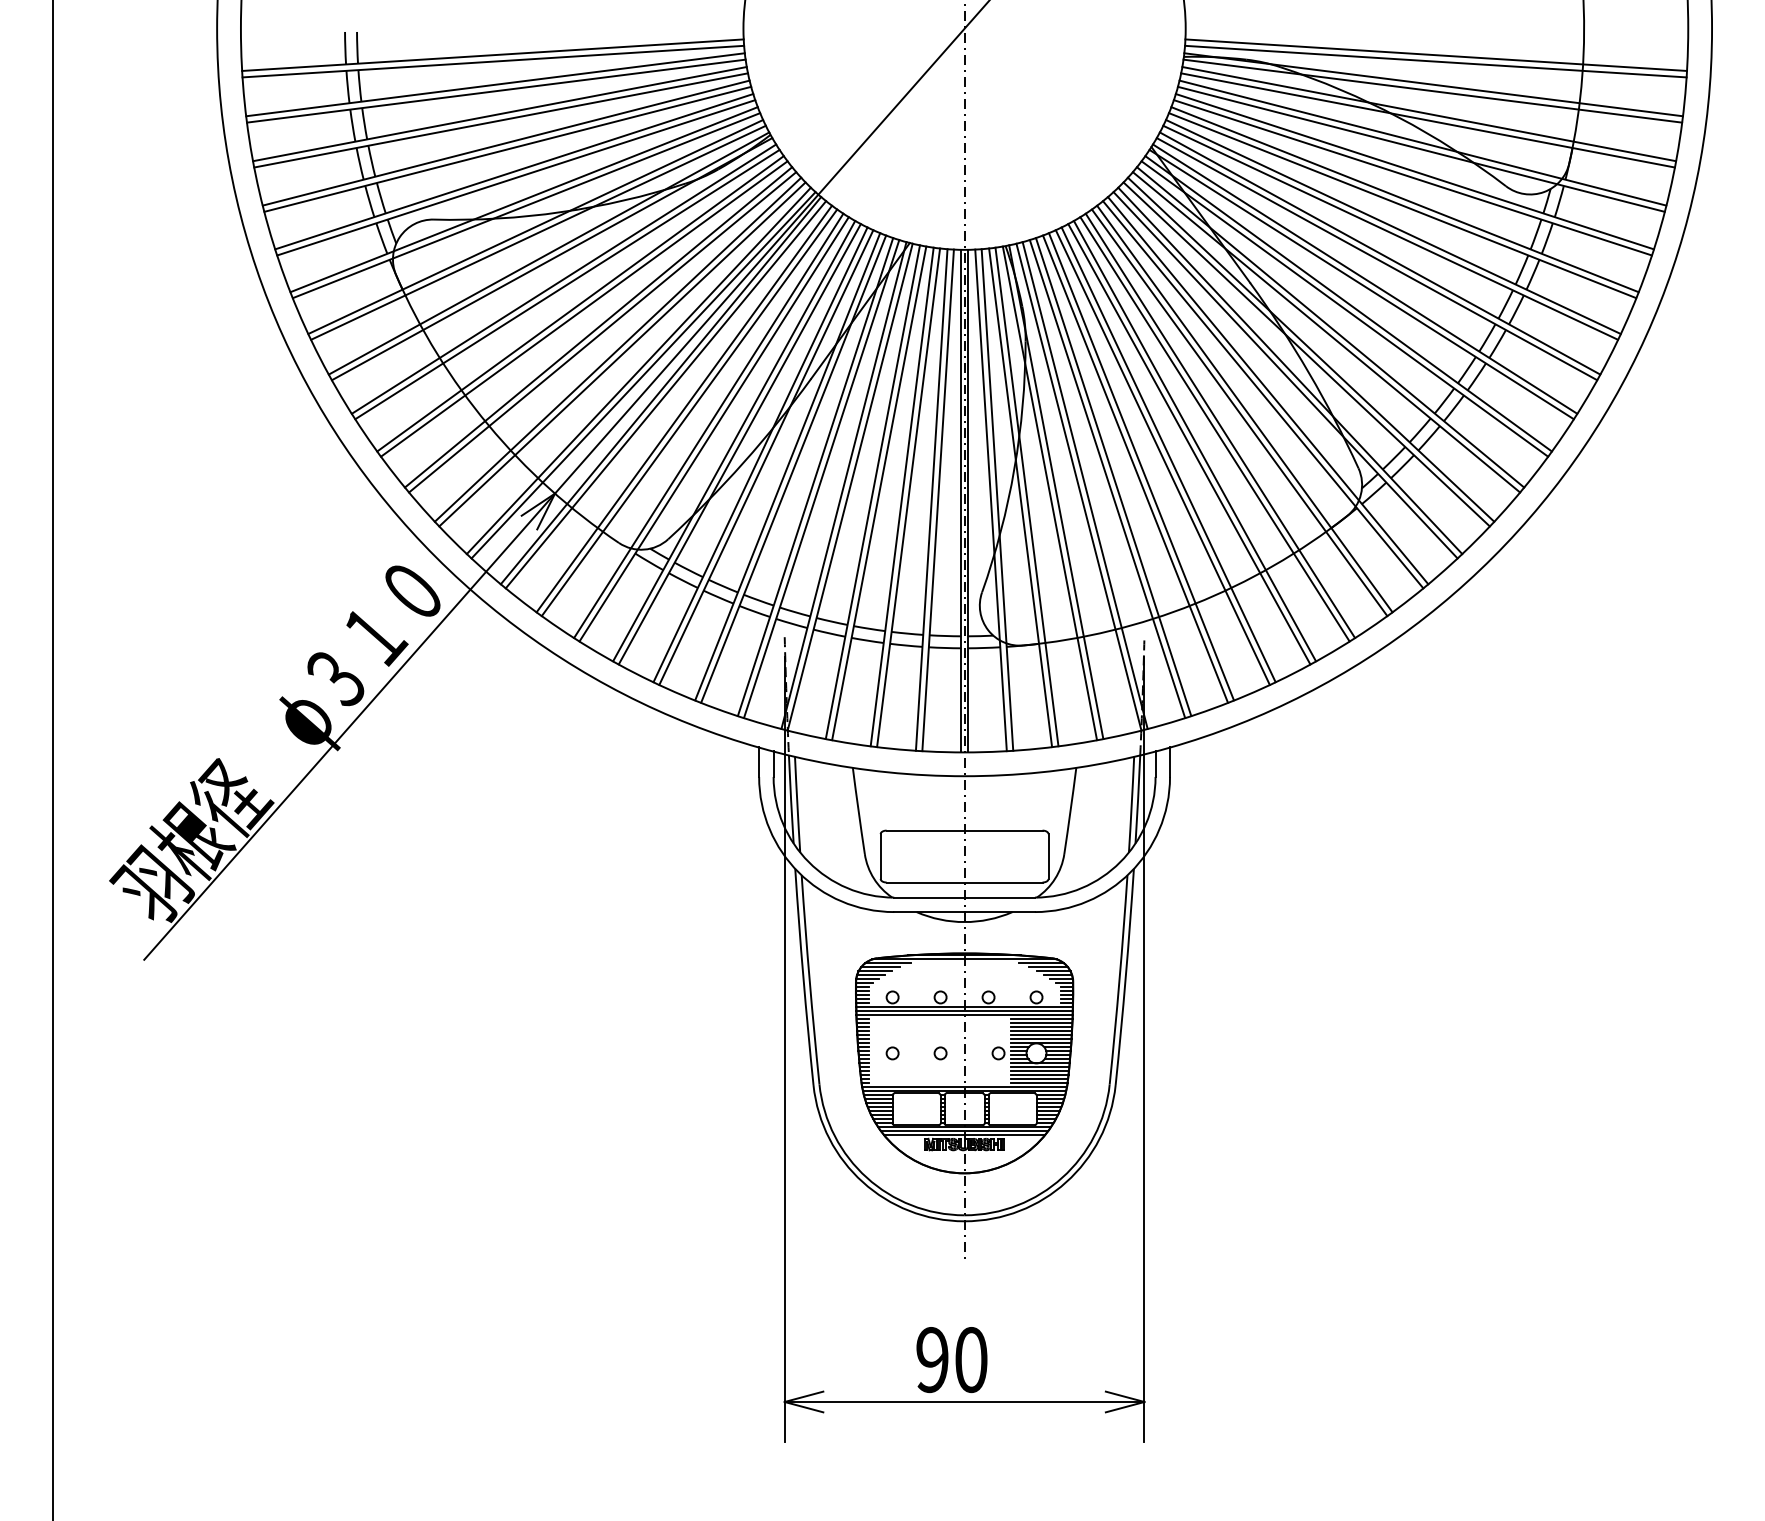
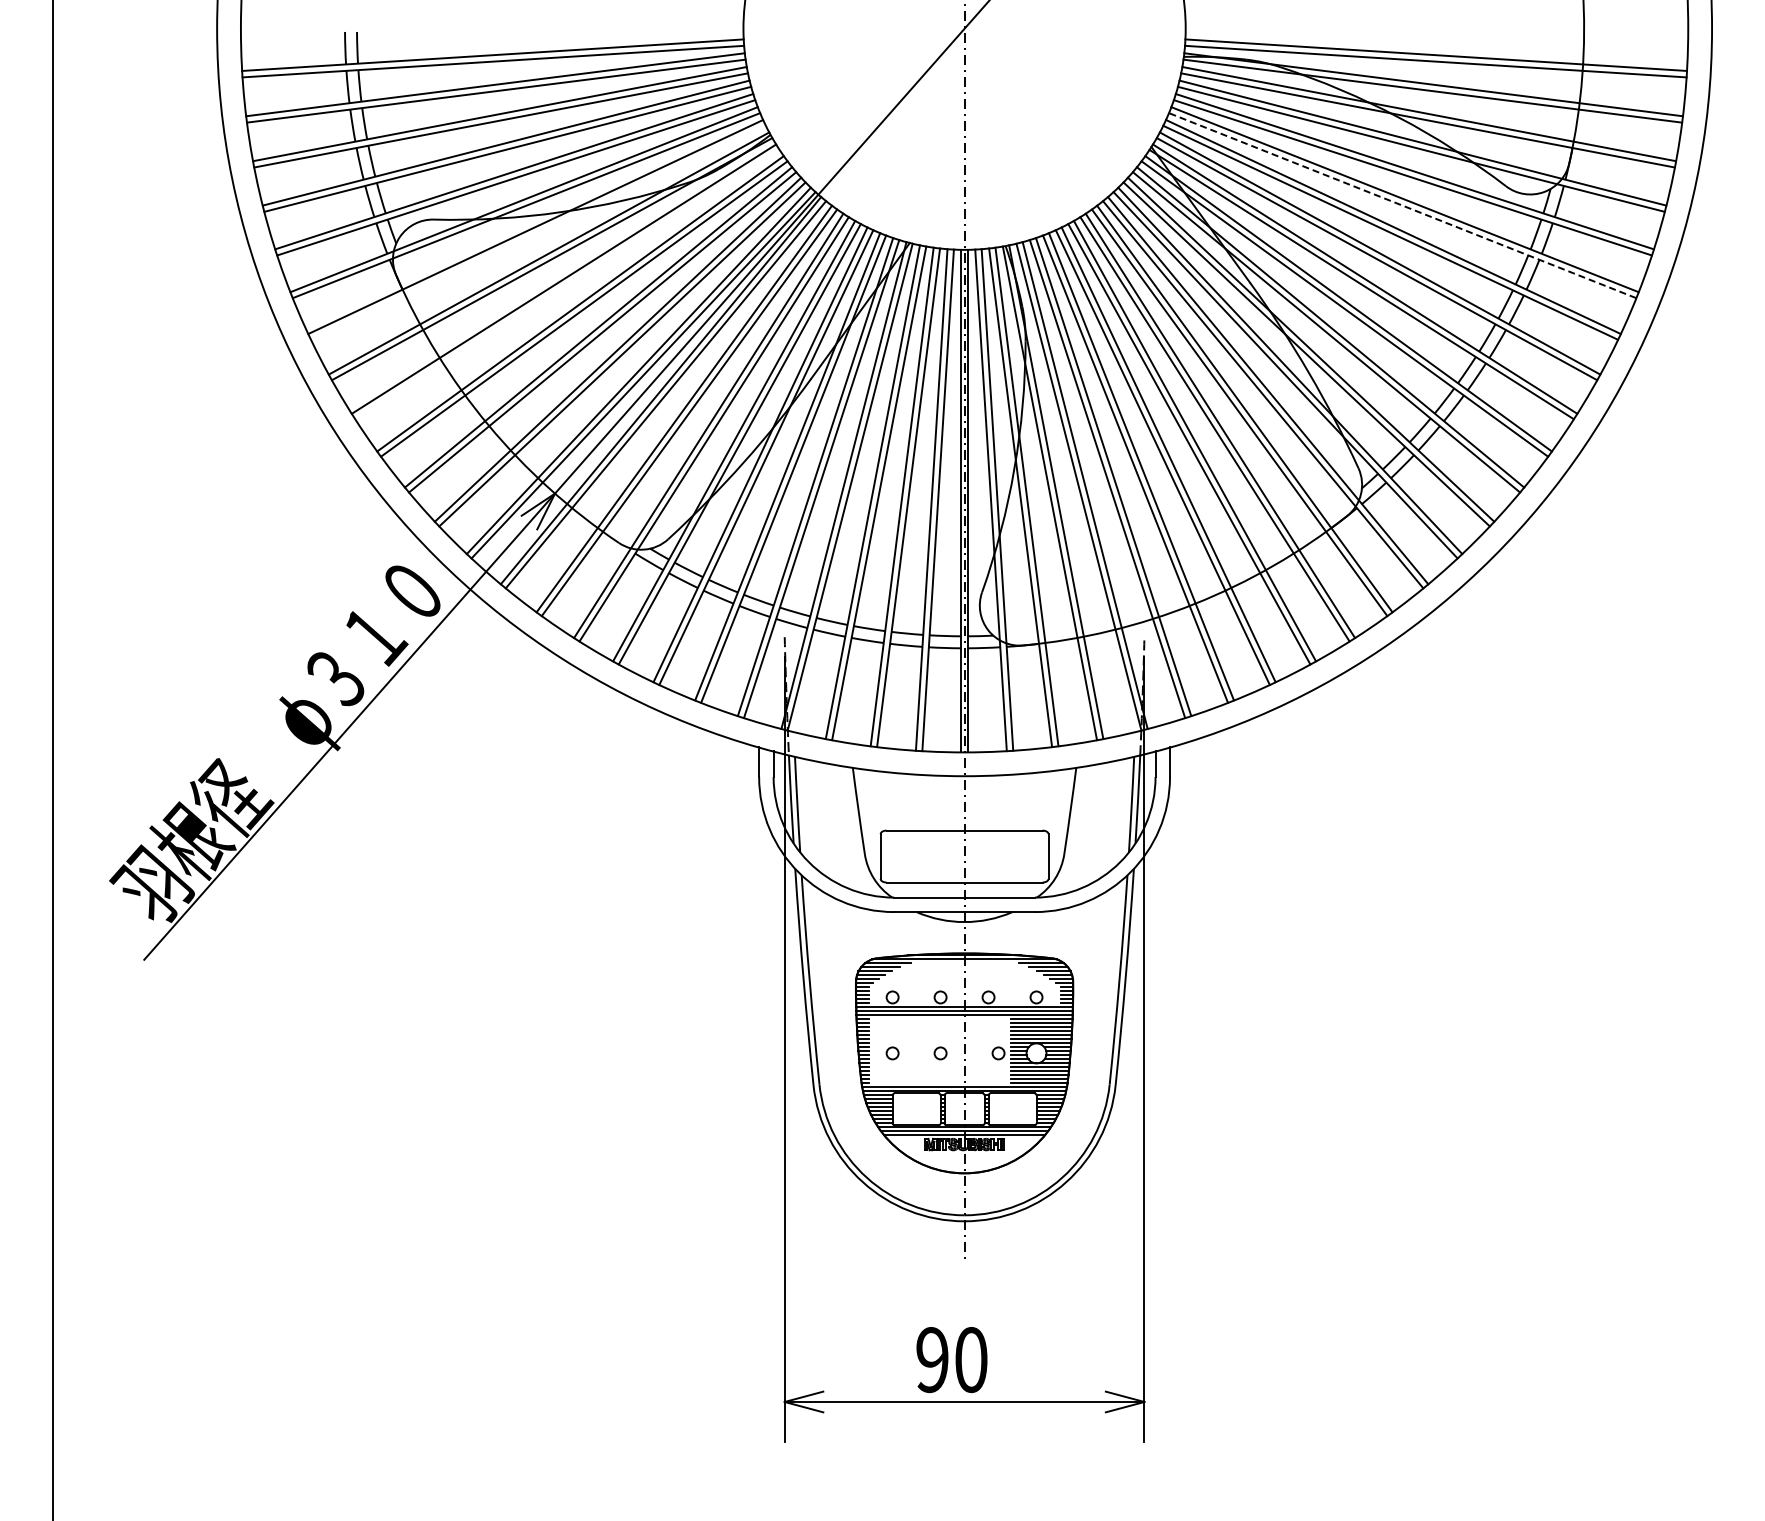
line: solid -> dashed (1402, 205)
line: present -> none (538, 232)
line: present -> none (567, 284)
